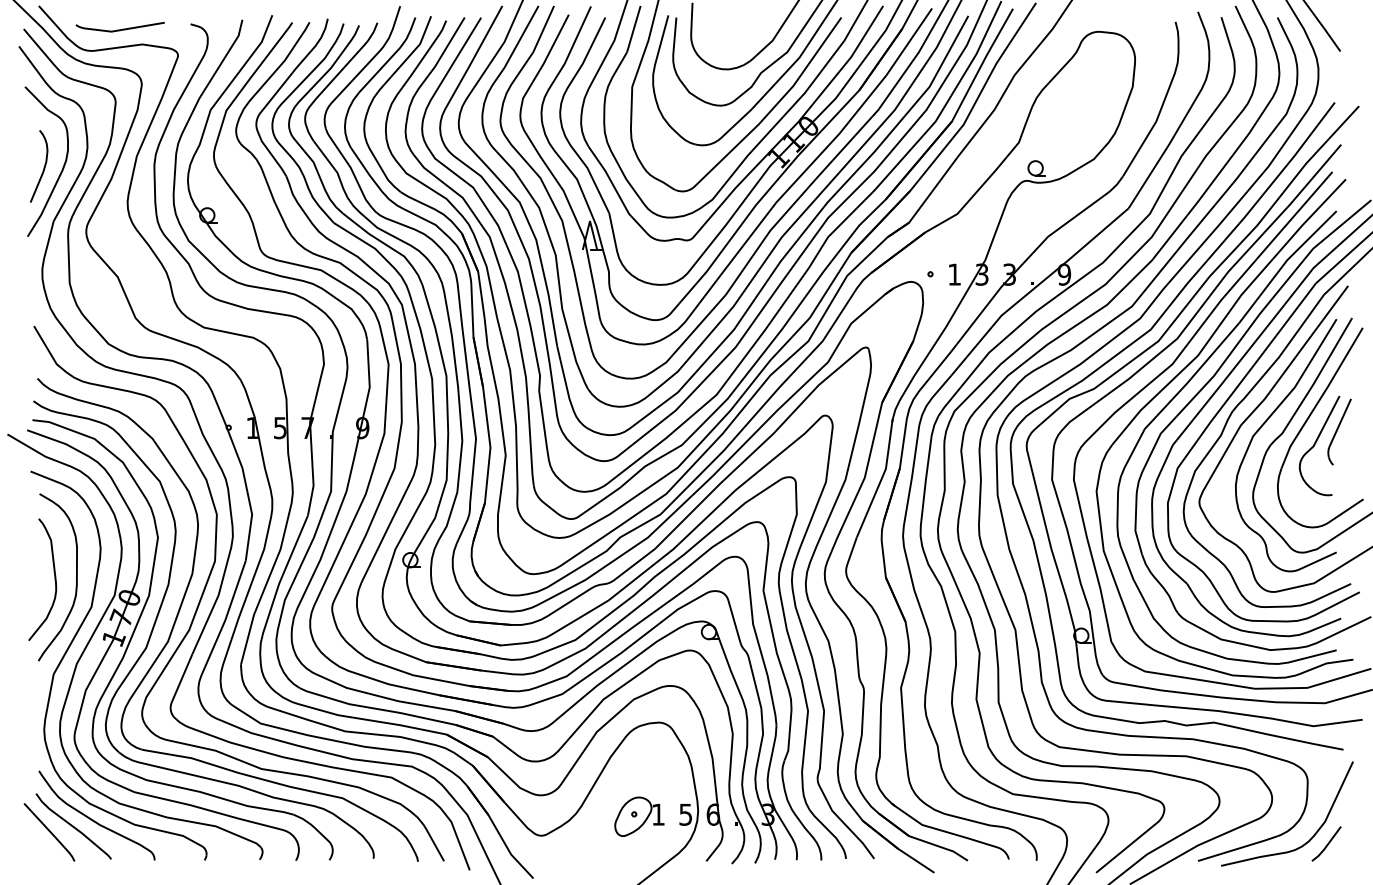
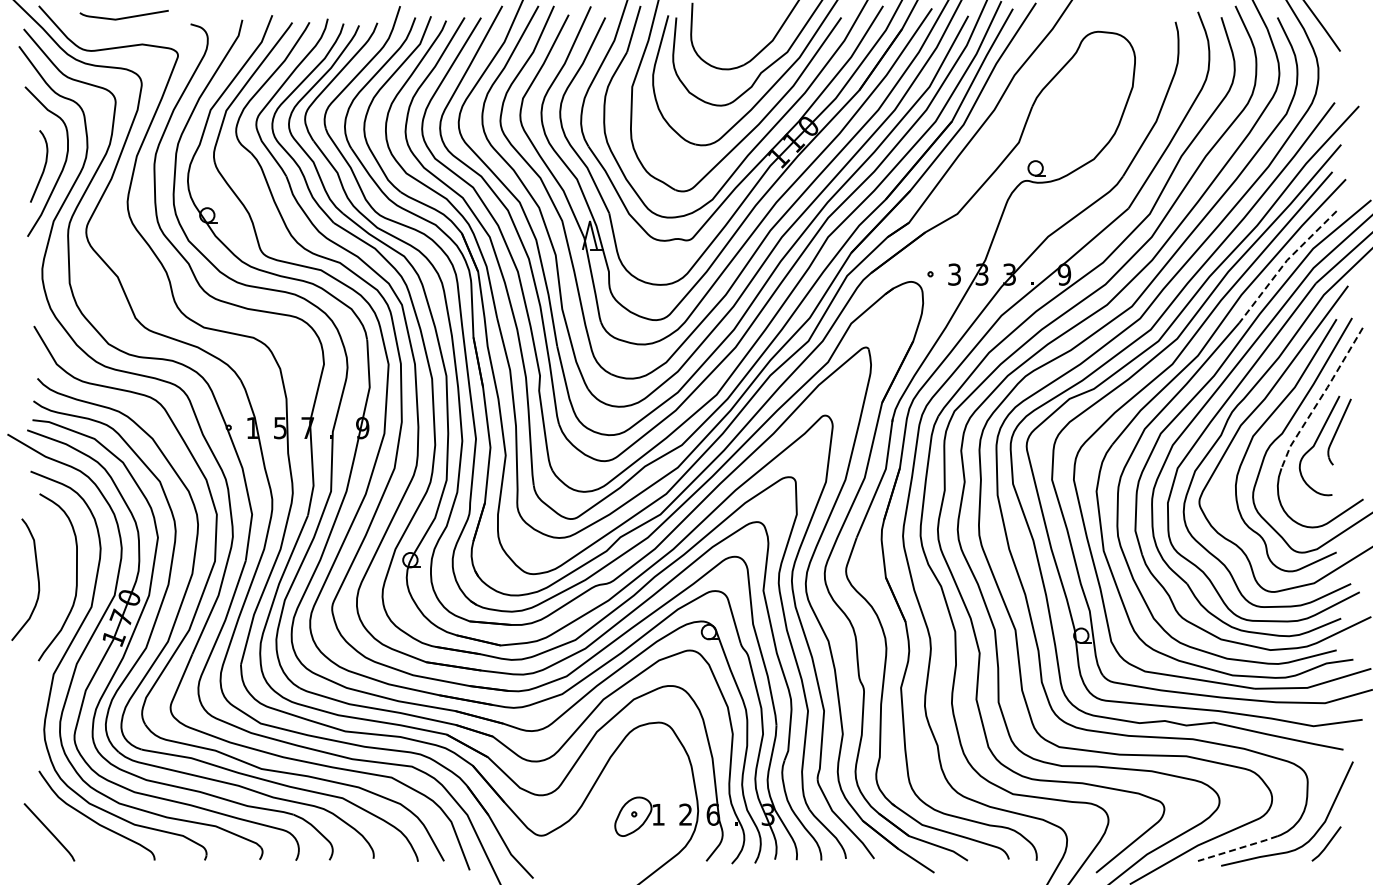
curve position: (119, 29) -> (123, 17) (123, 17)
line: solid -> dashed (1284, 263)
text: 1 -> 3 (954, 274)
line: solid -> dashed (1321, 397)
curve position: (54, 579) -> (37, 579) (37, 579)
text: 5 -> 2 (685, 814)
curve: present -> none (73, 826)
line: solid -> dashed (1238, 848)
